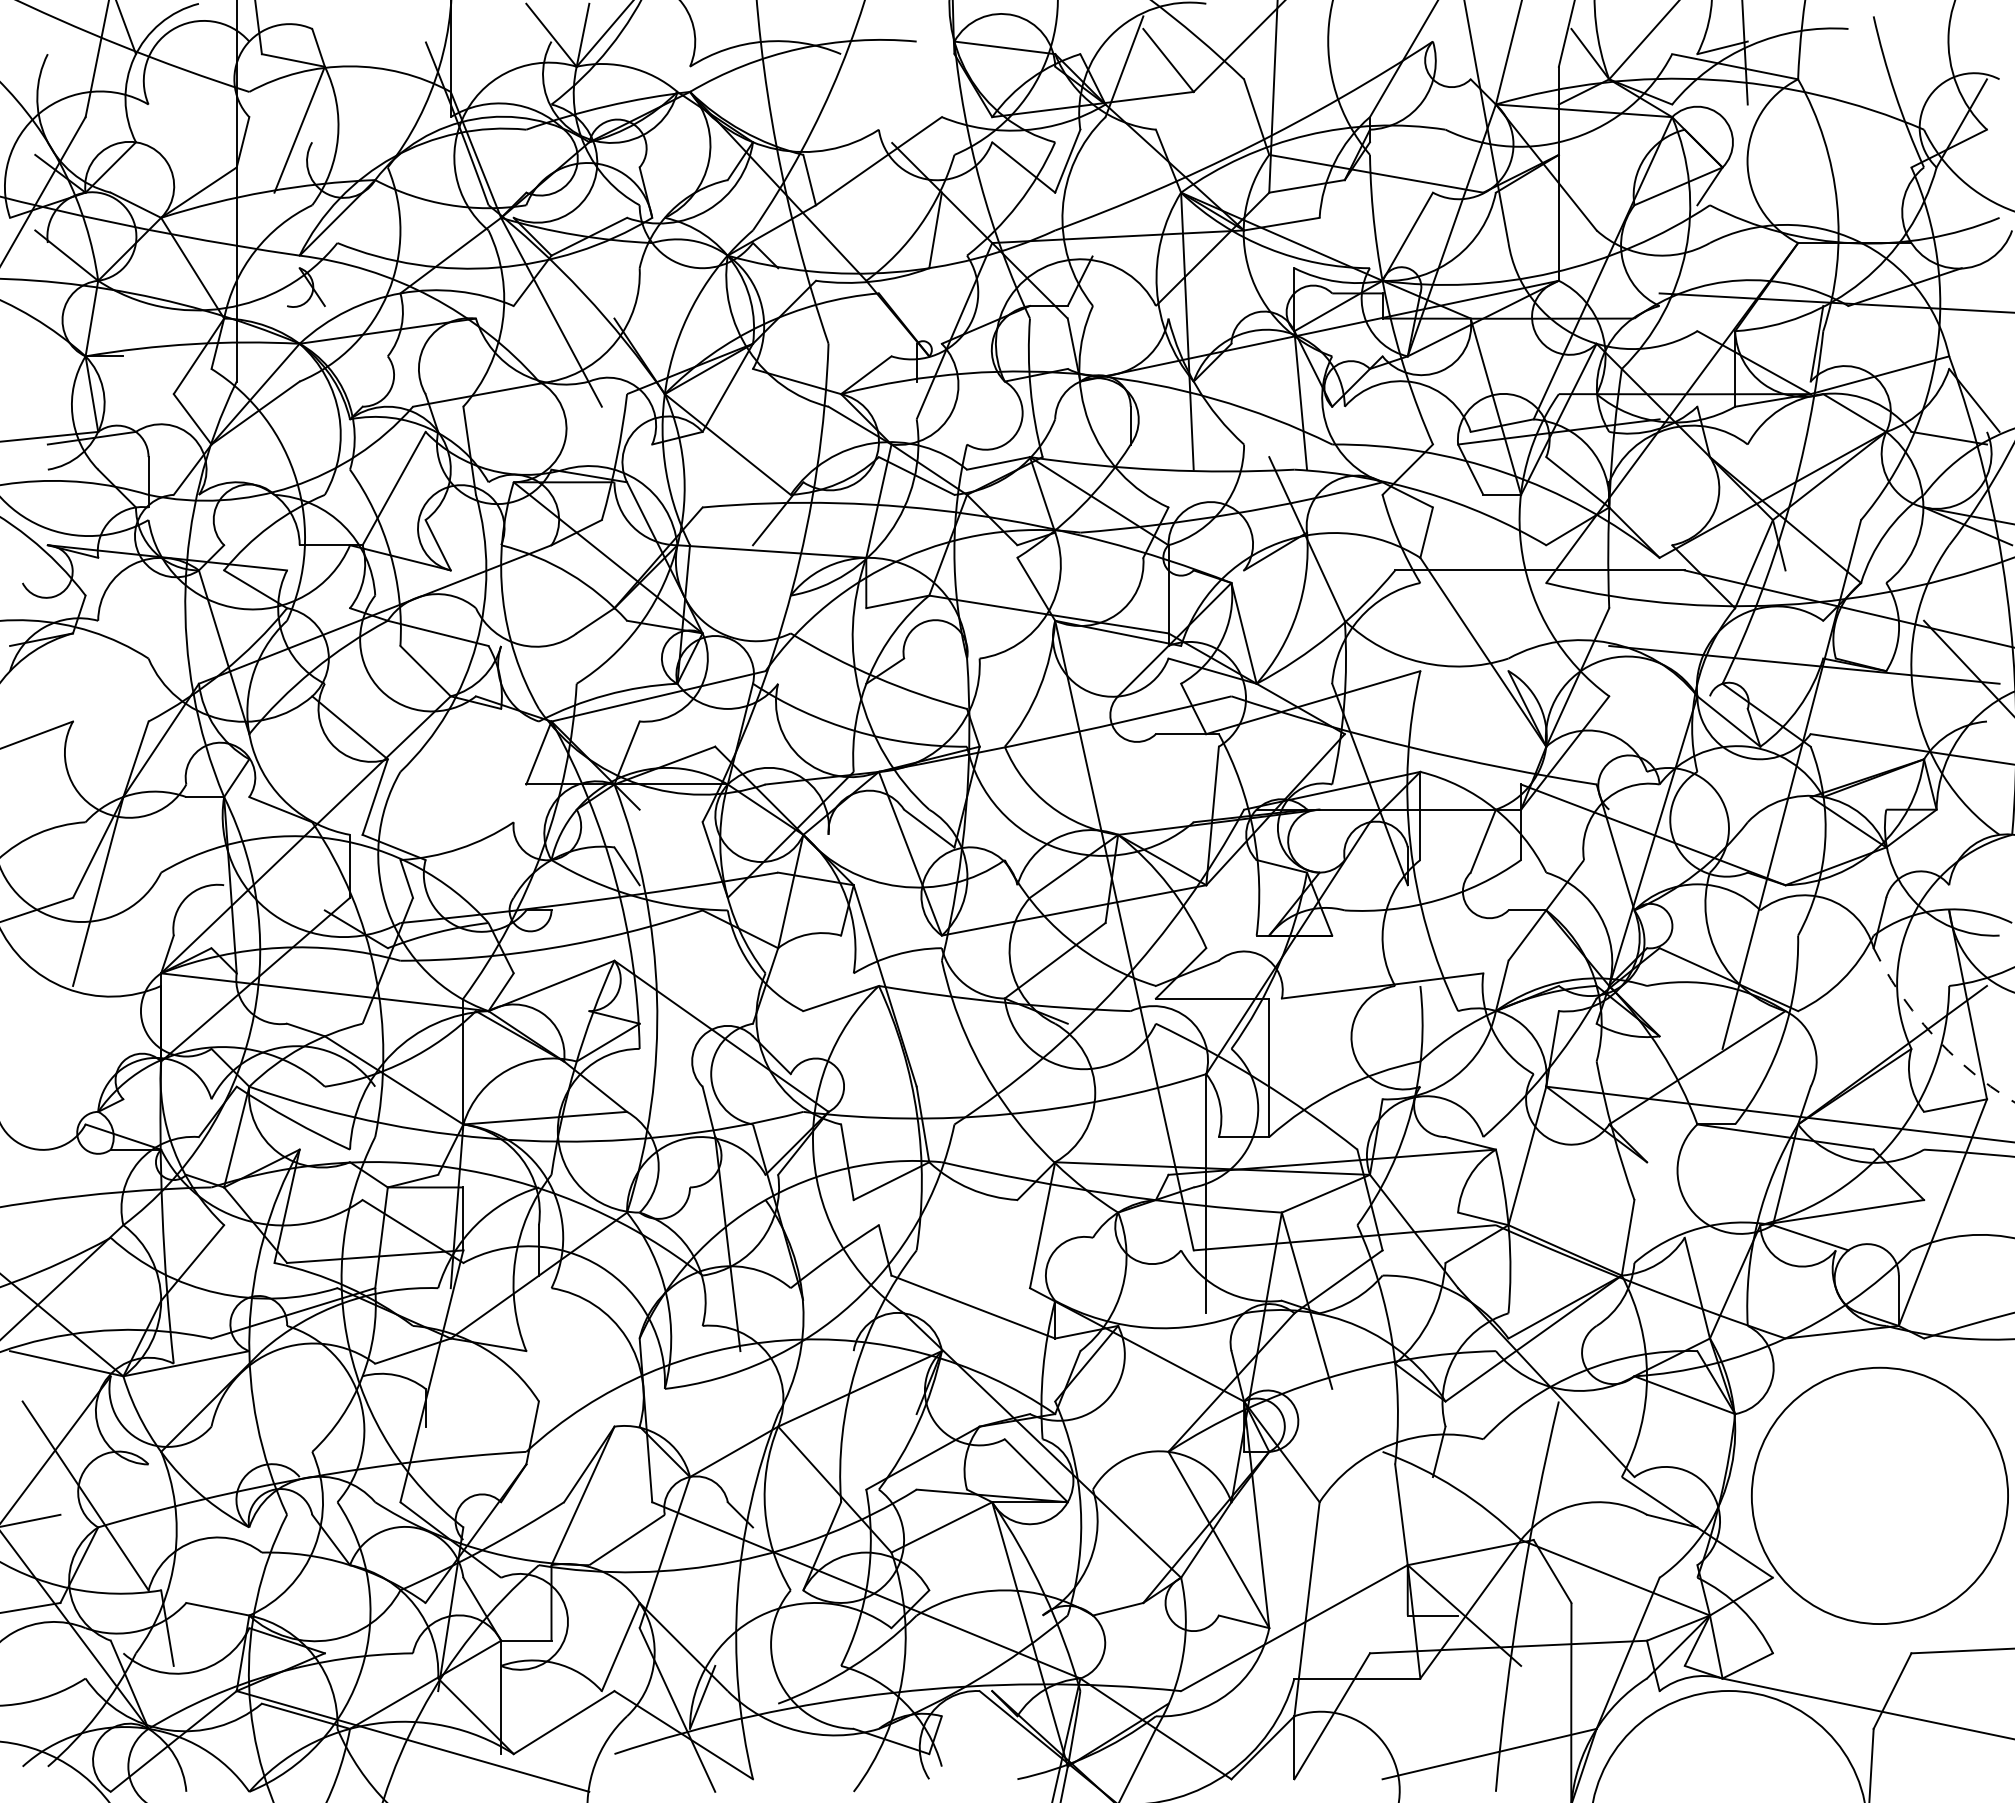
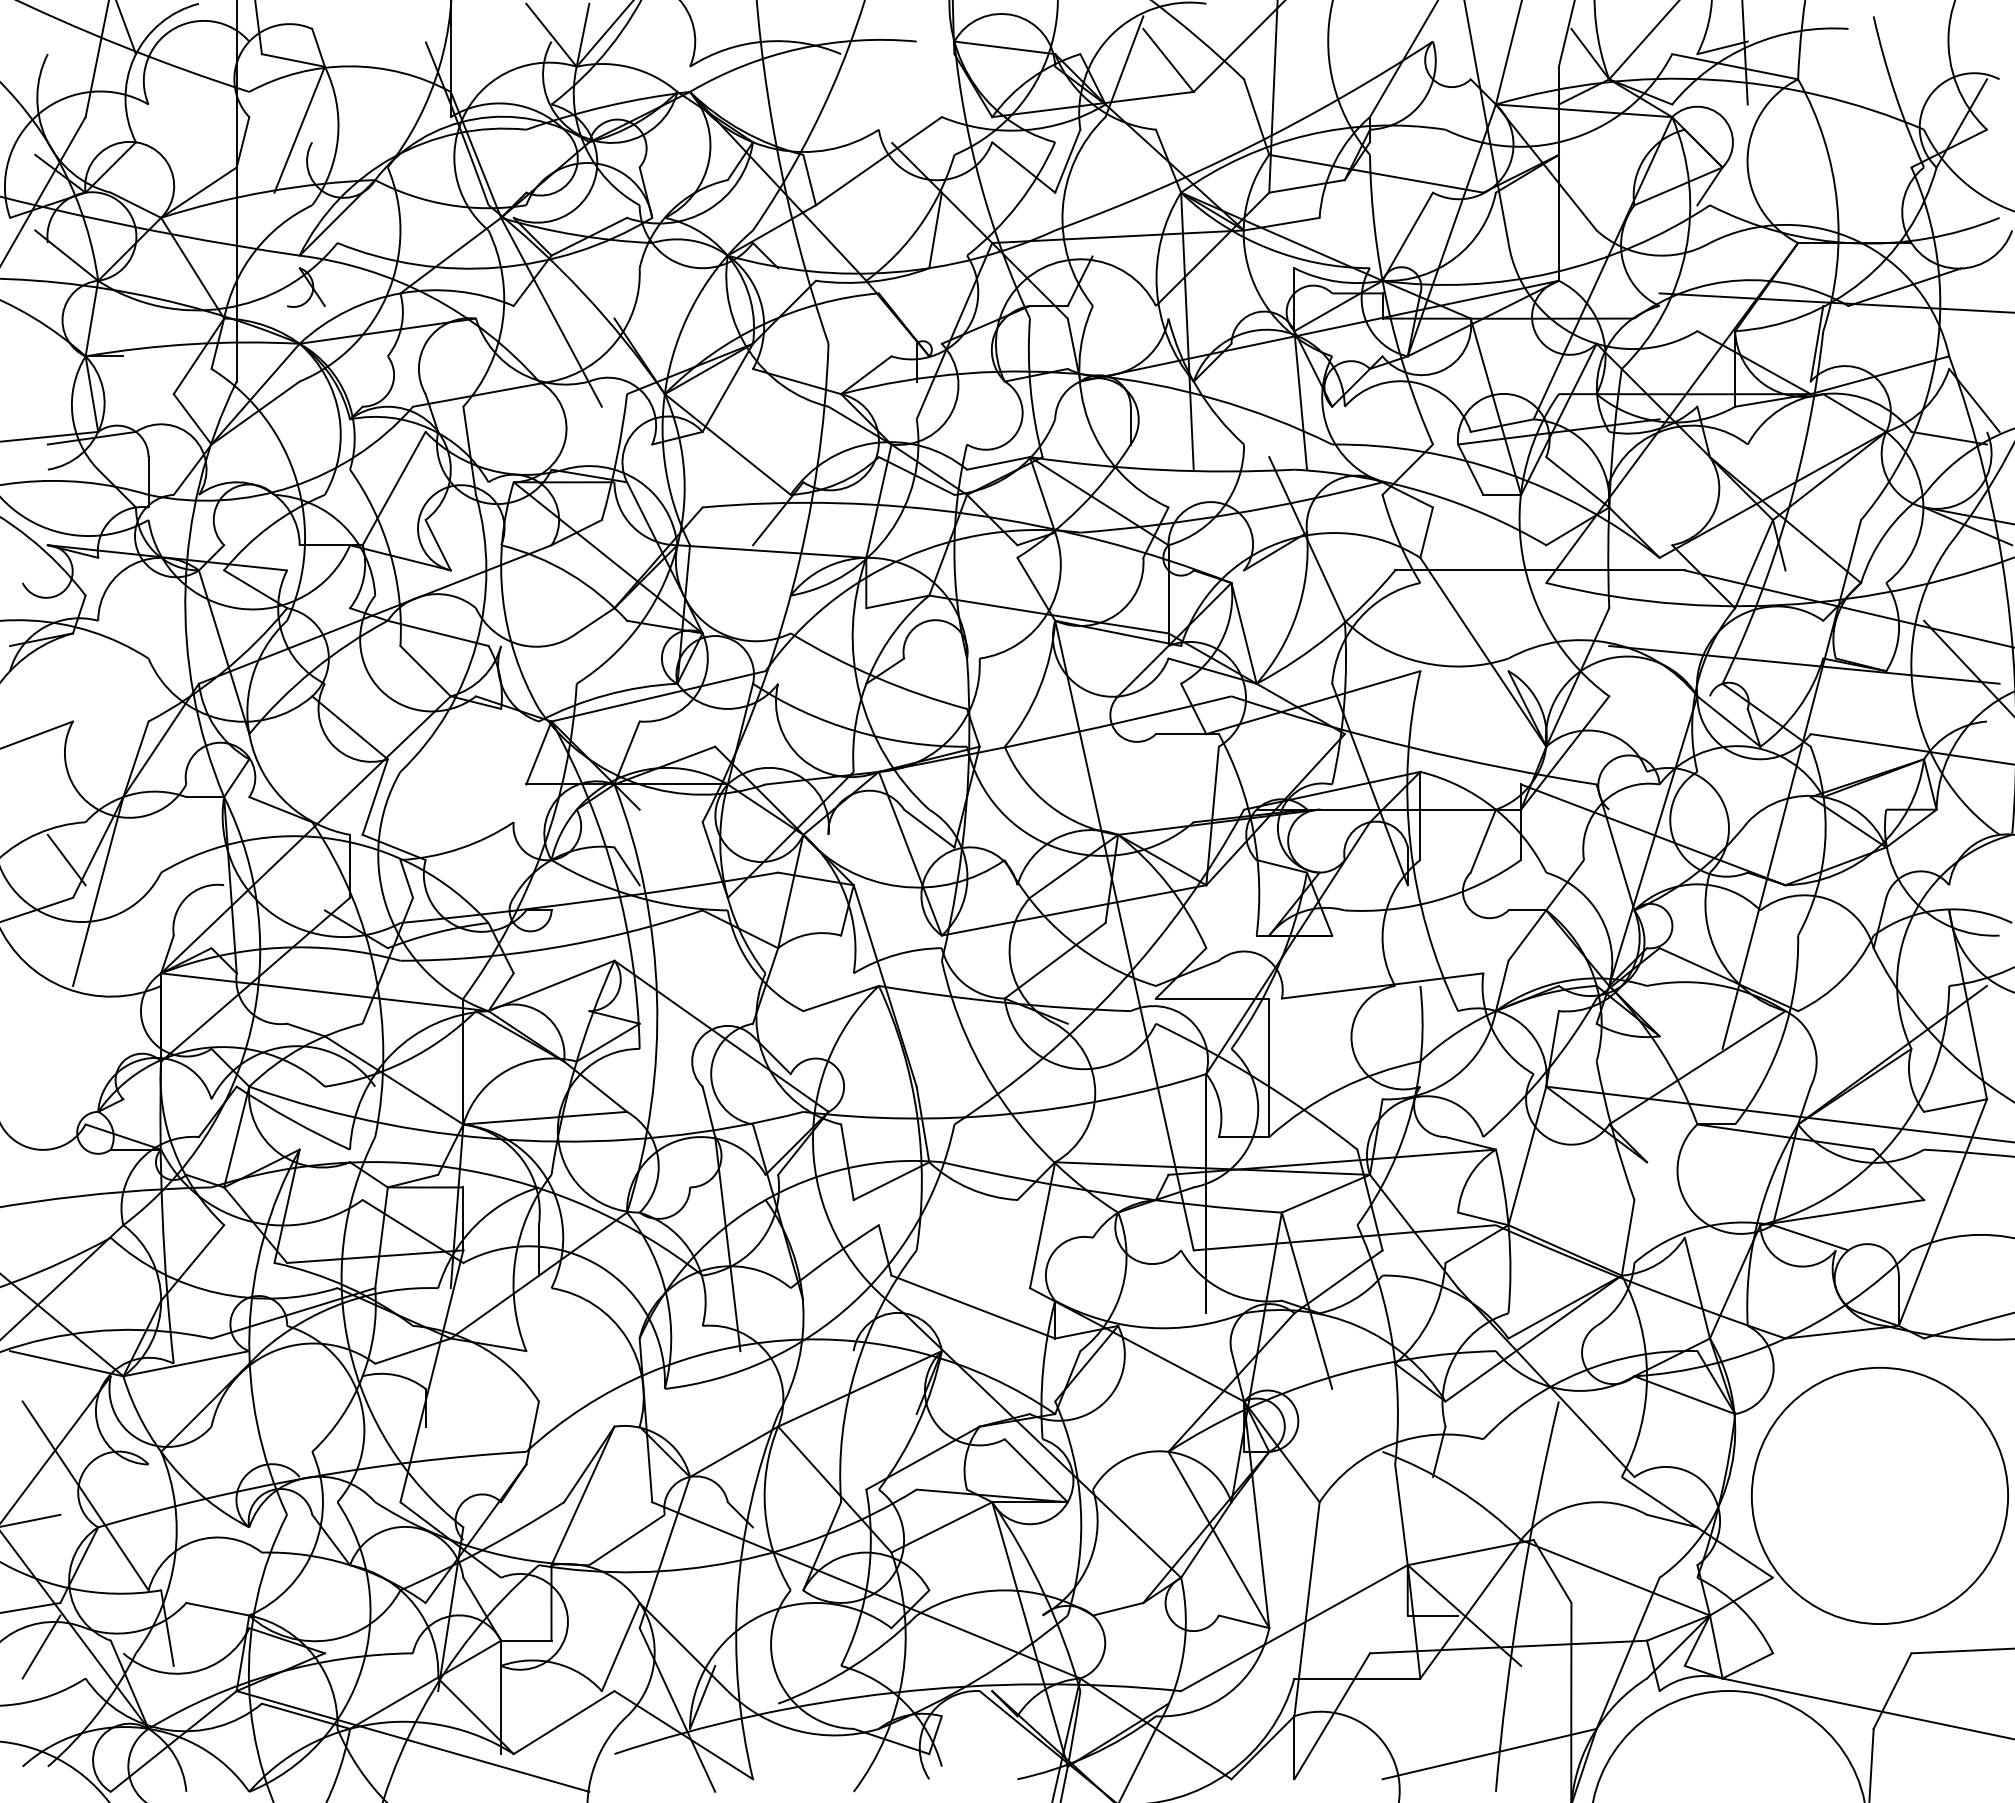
line: none -> present (66, 859)
arc: dashed -> solid (1934, 1036)
line: none -> present (41, 1646)
